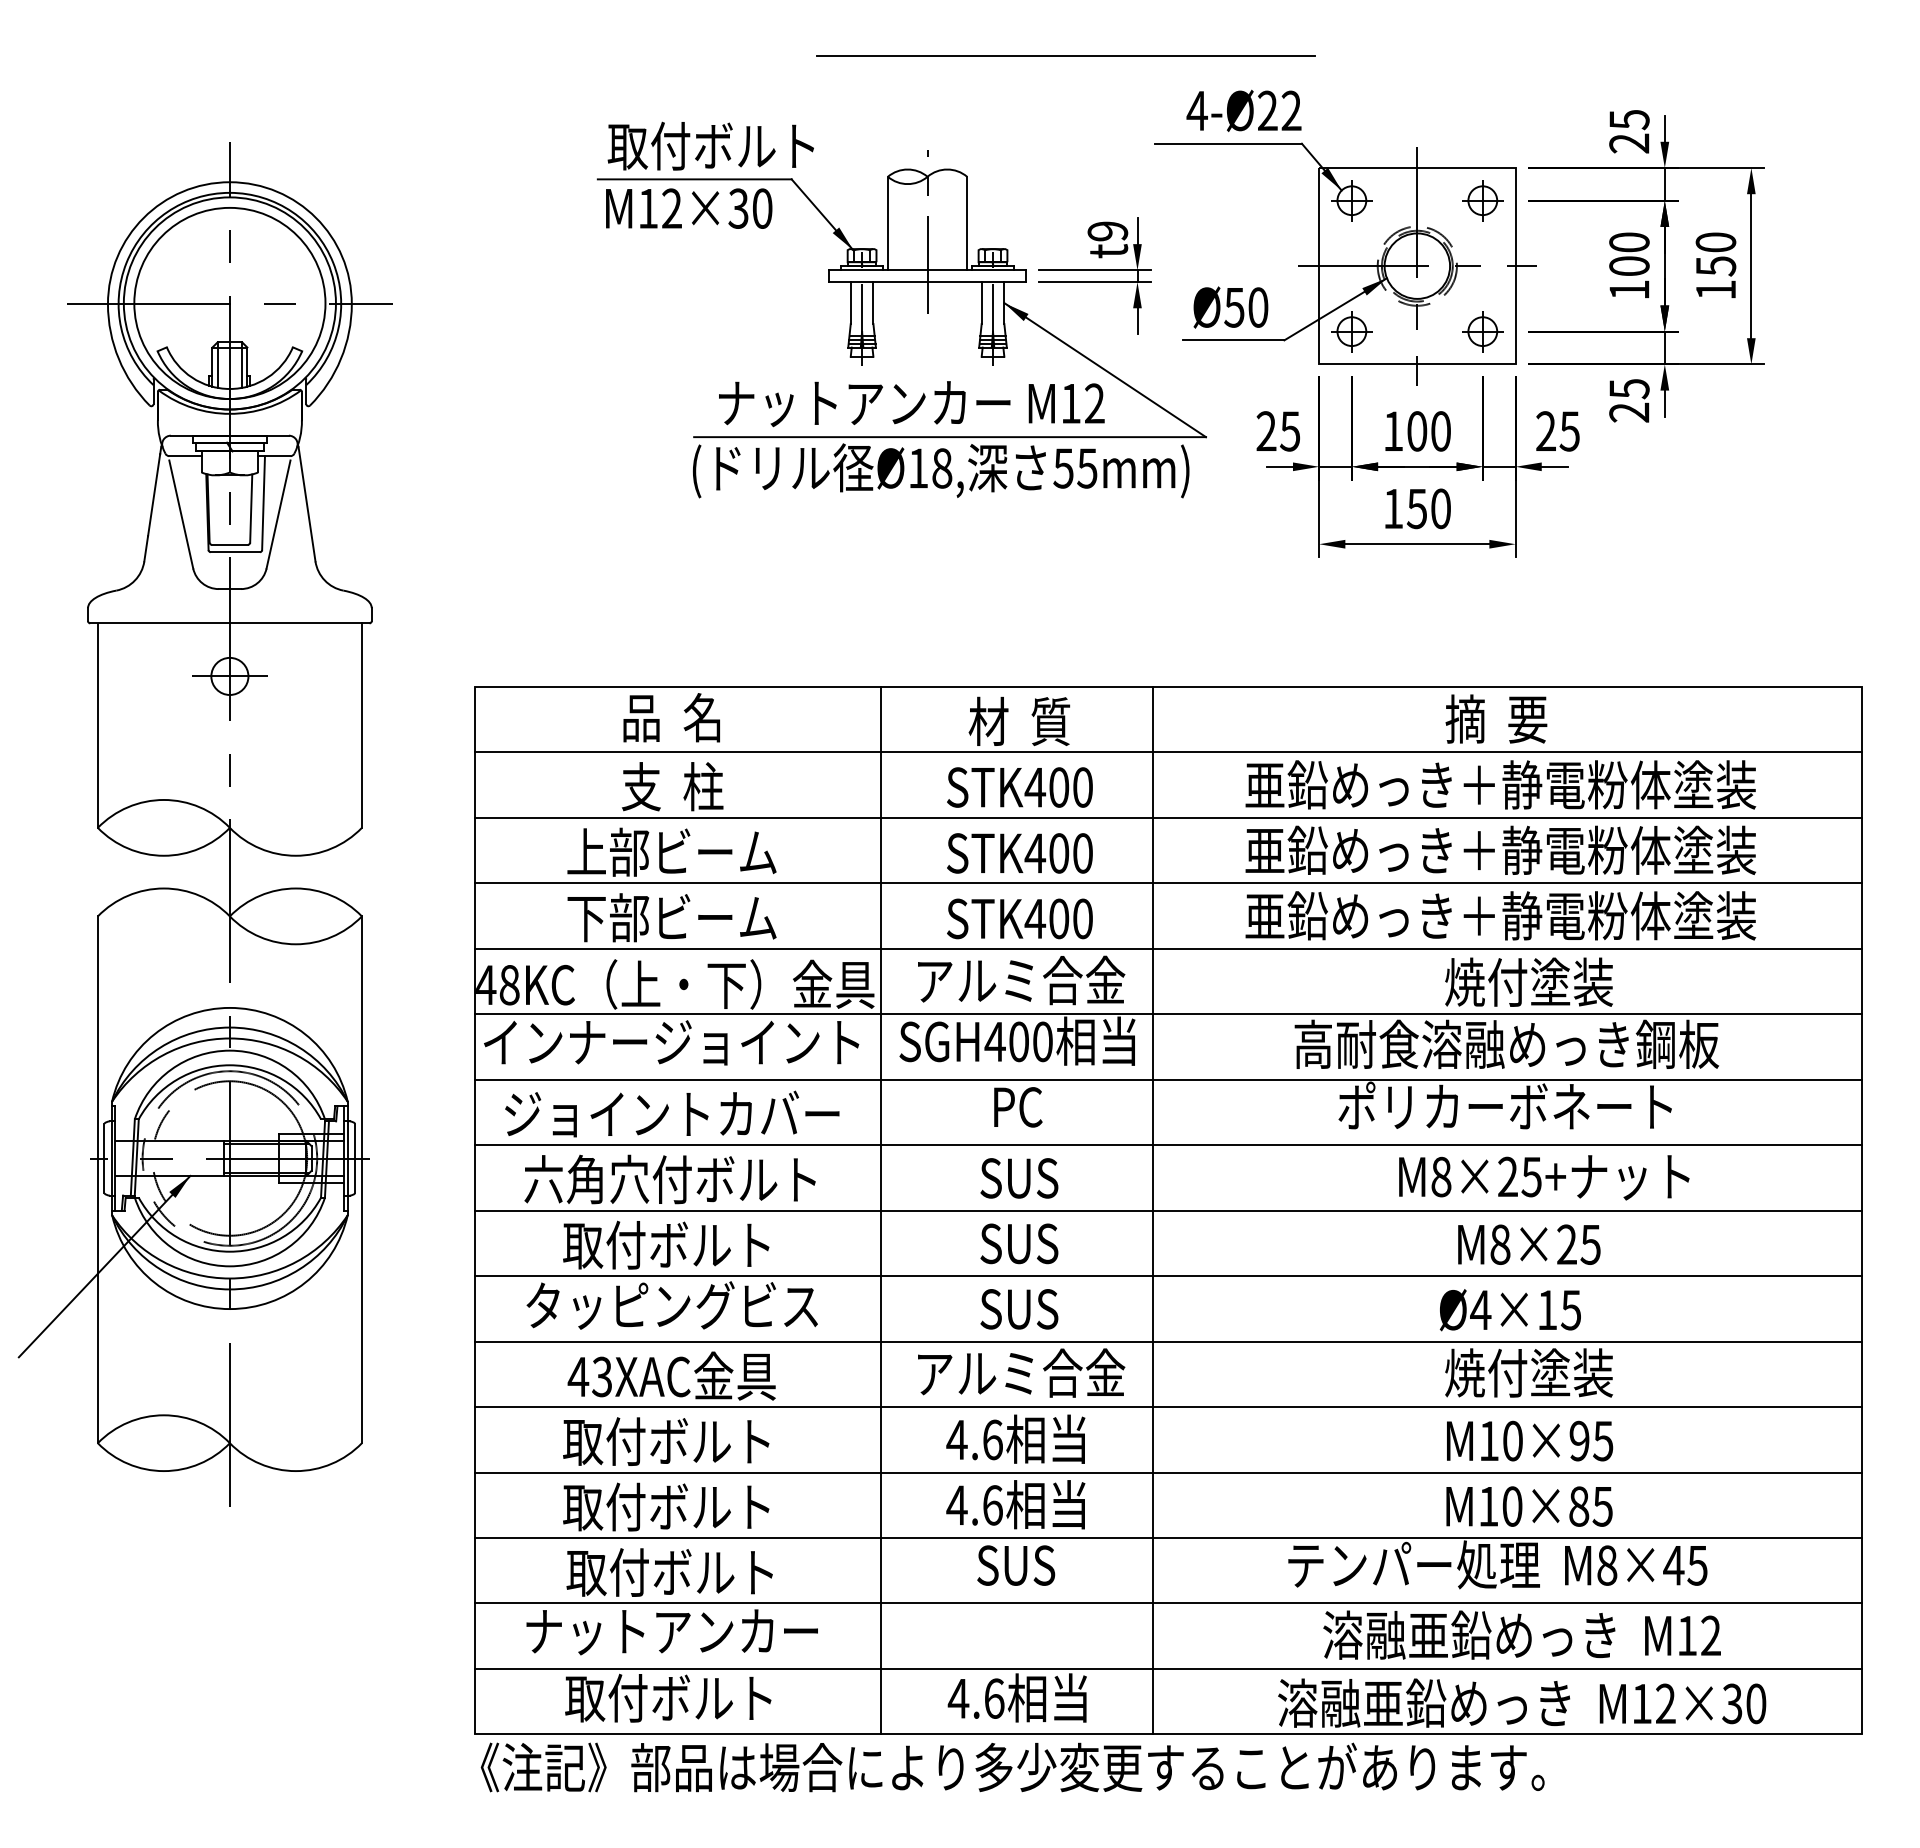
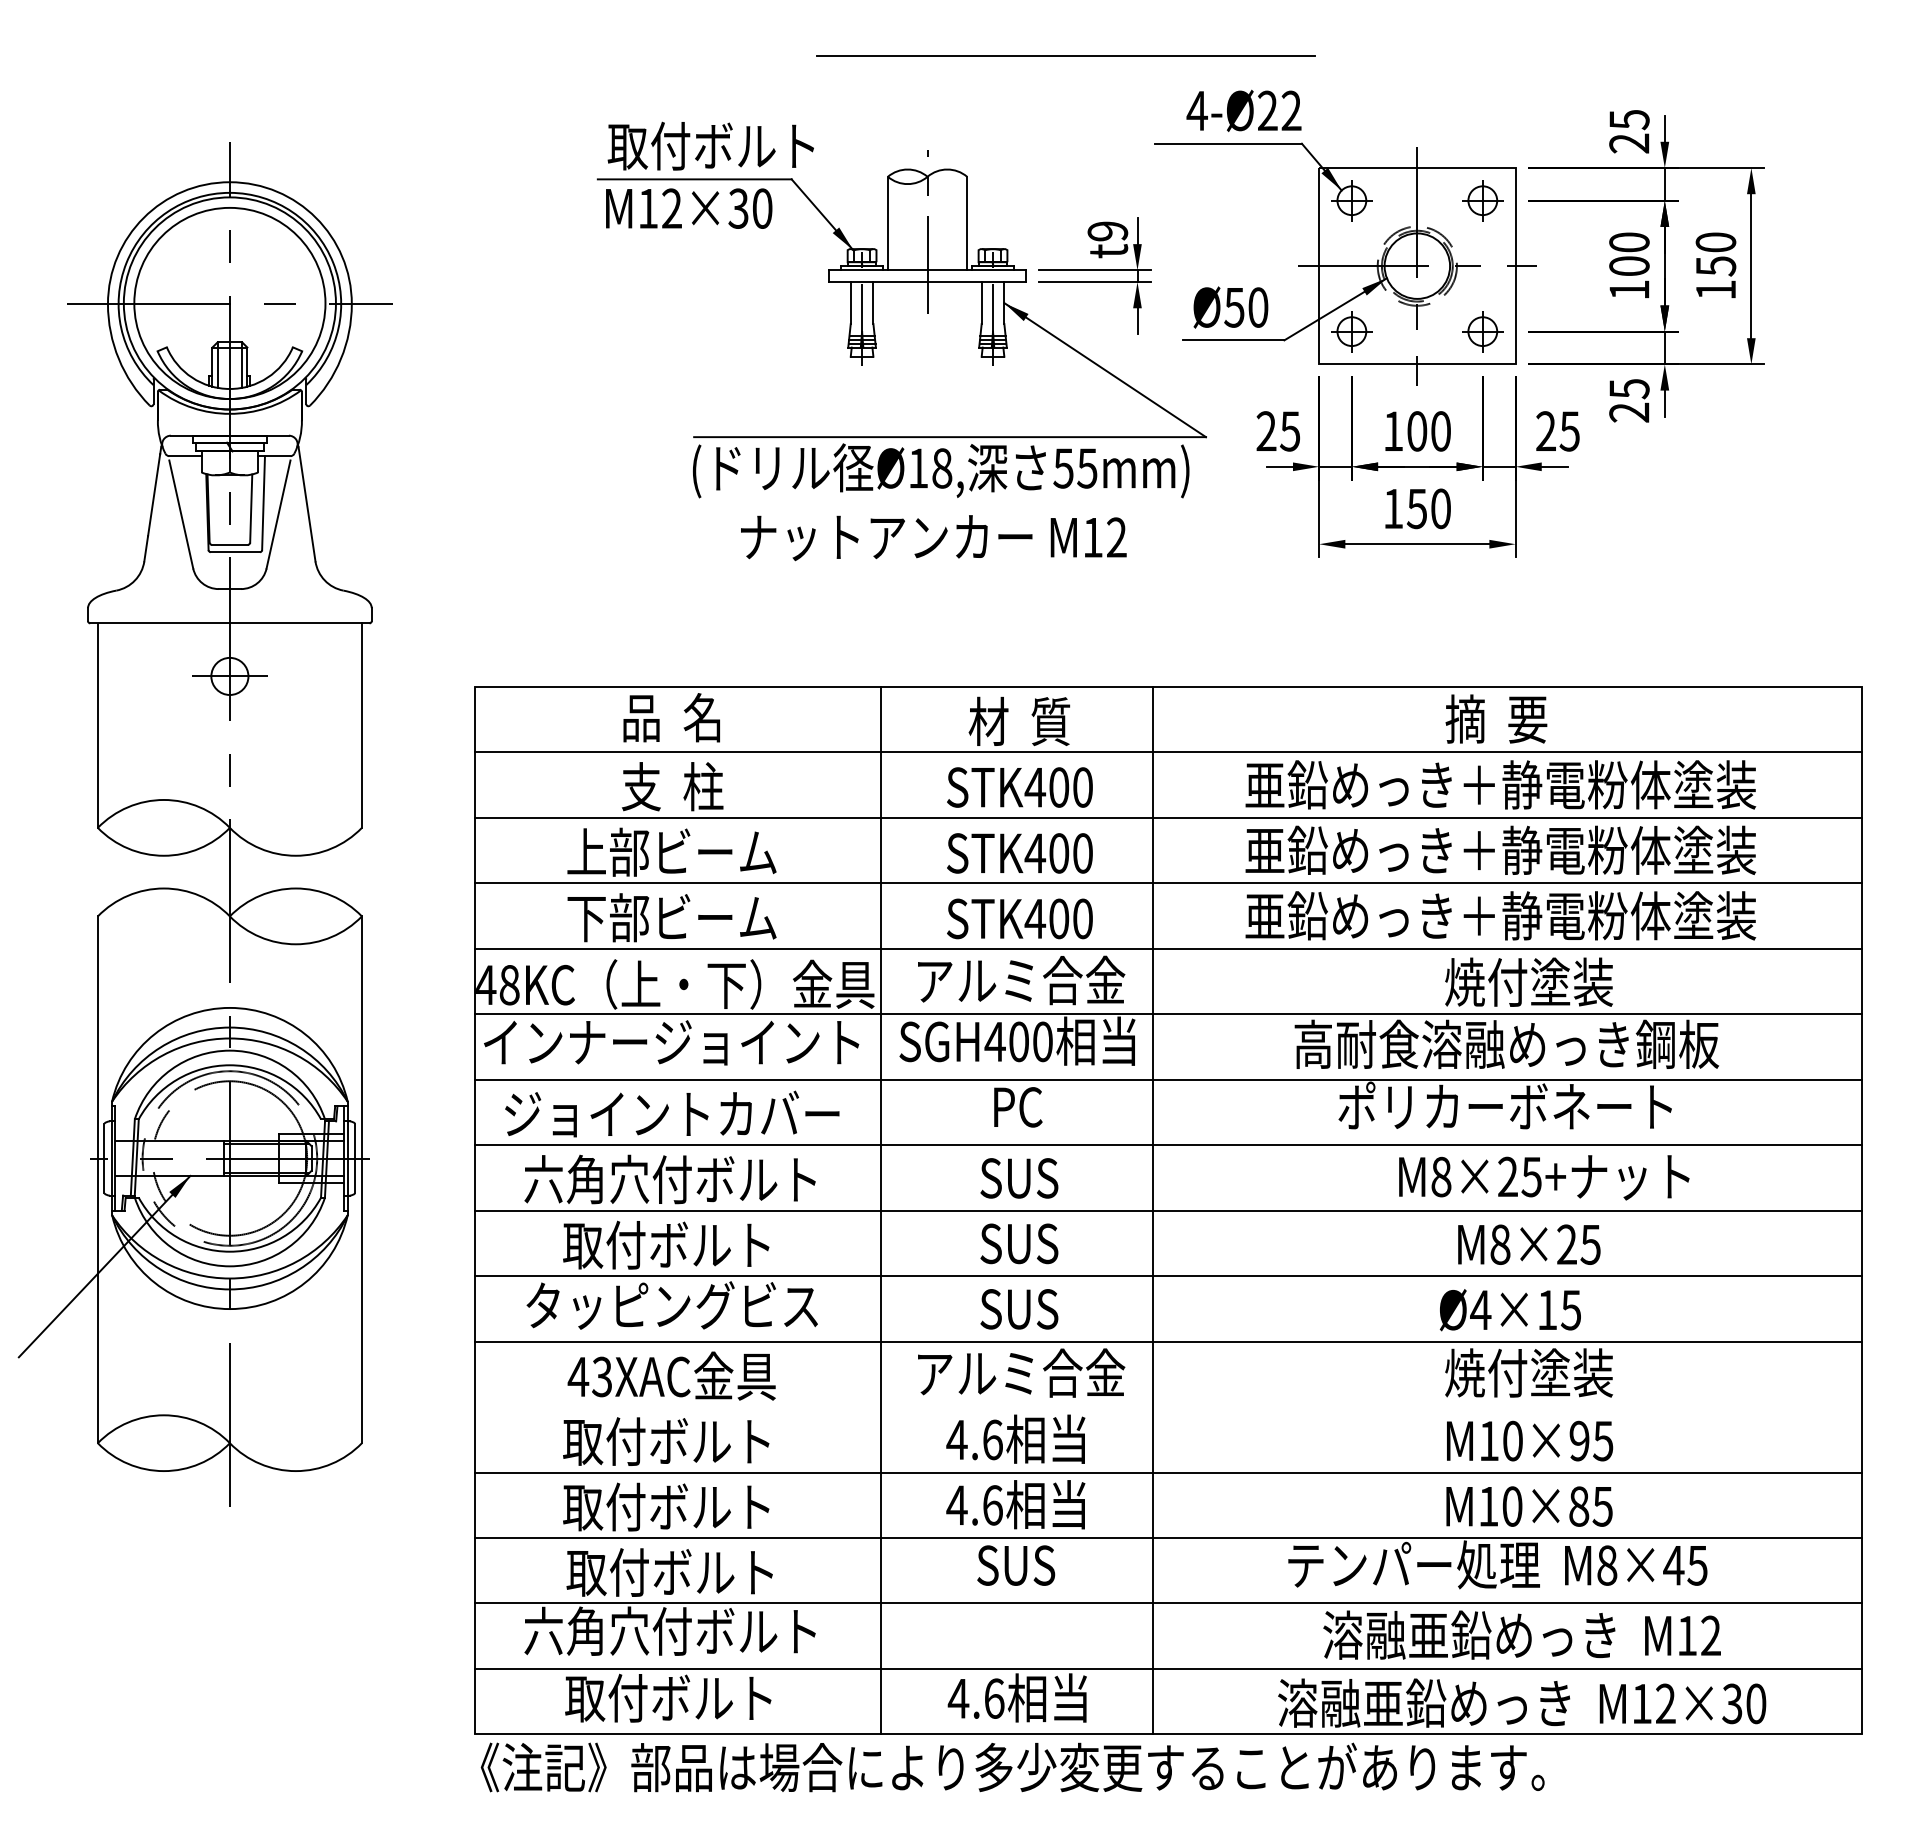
text position: (911, 404) -> (933, 538) (933, 538)
line: present -> none (1168, 1407)
text: ナットアンカー -> 六角穴付ボルト (670, 1630)
